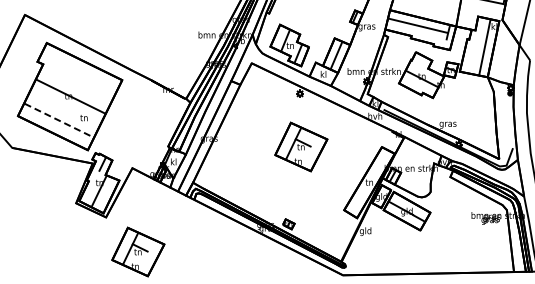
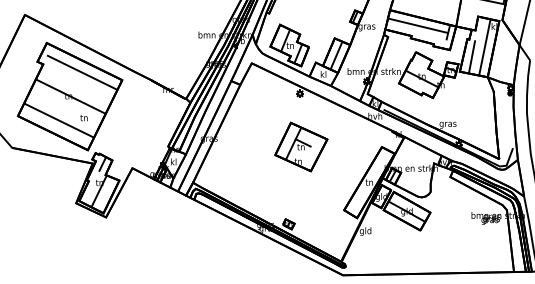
line: none -> present (471, 57)
line: none -> present (82, 72)
line: dashed -> solid (59, 120)
part: present -> none (138, 251)
